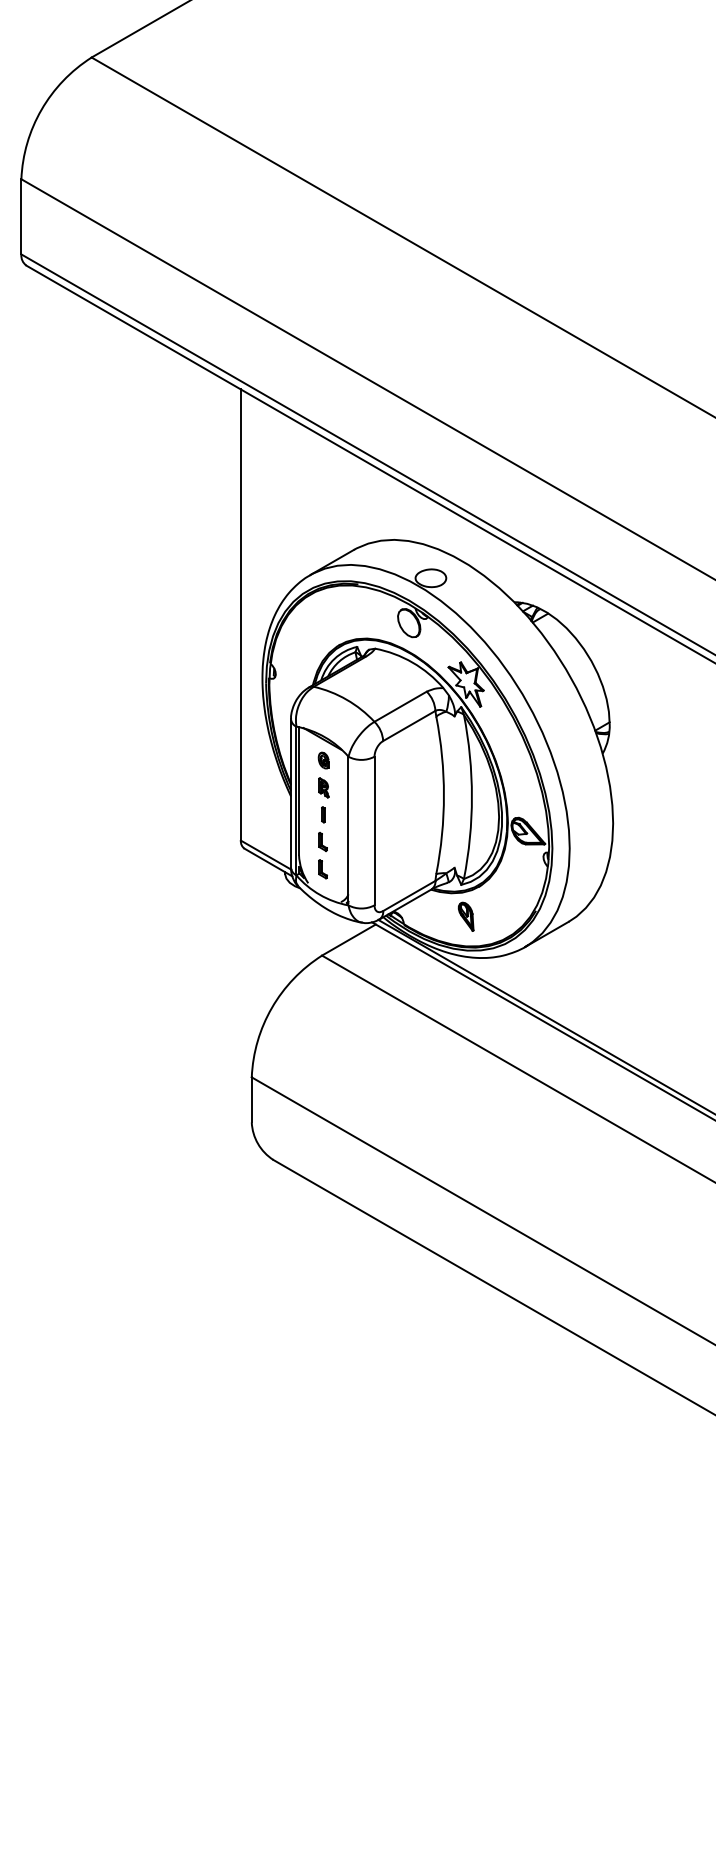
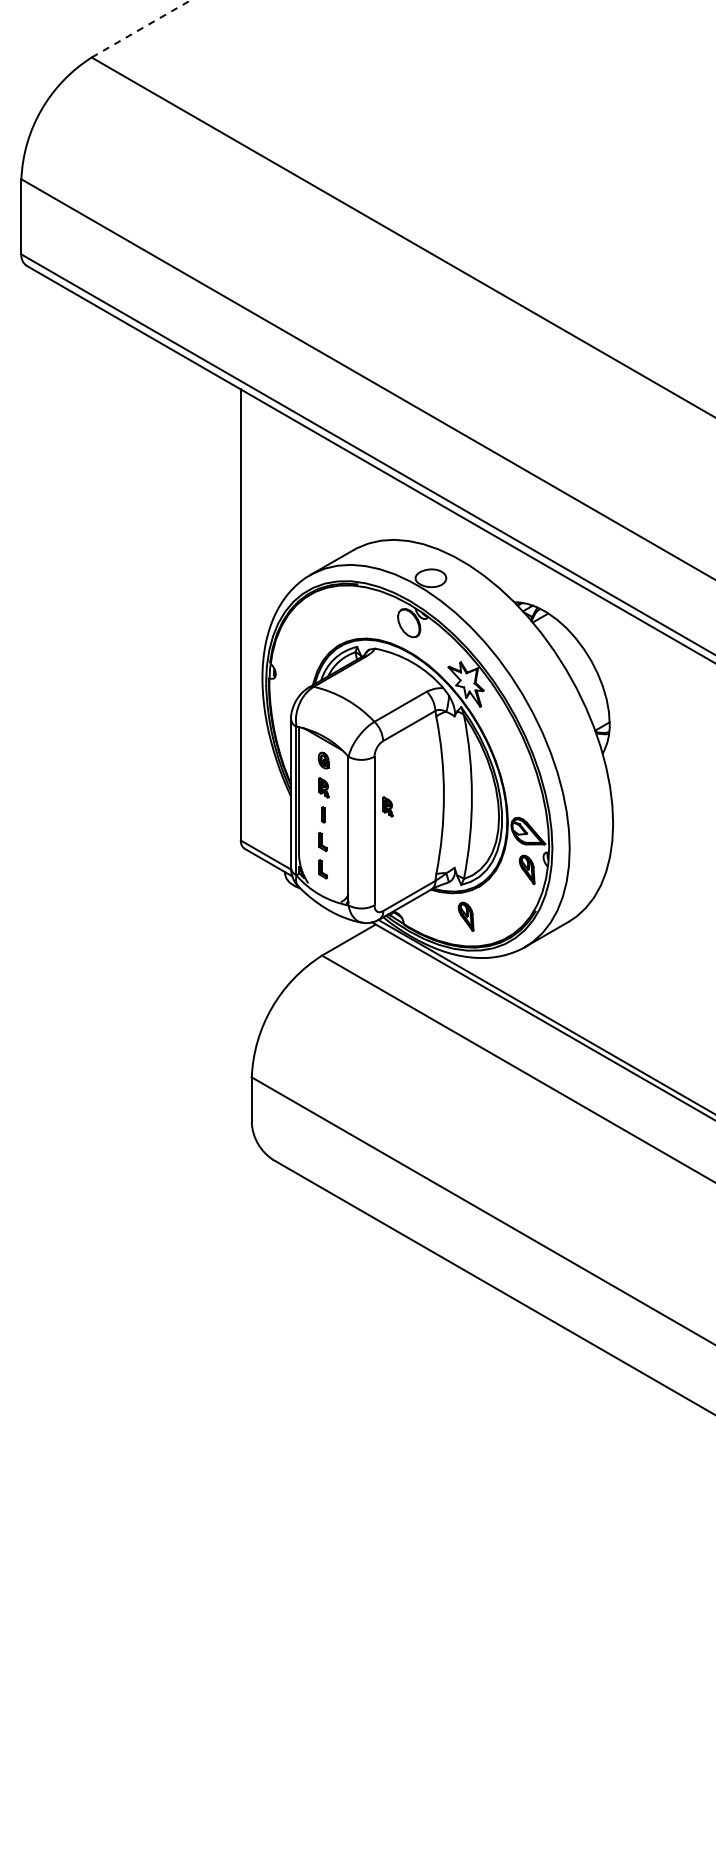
line: solid -> dashed (140, 29)
part: none -> present (387, 806)
part: none -> present (526, 869)
